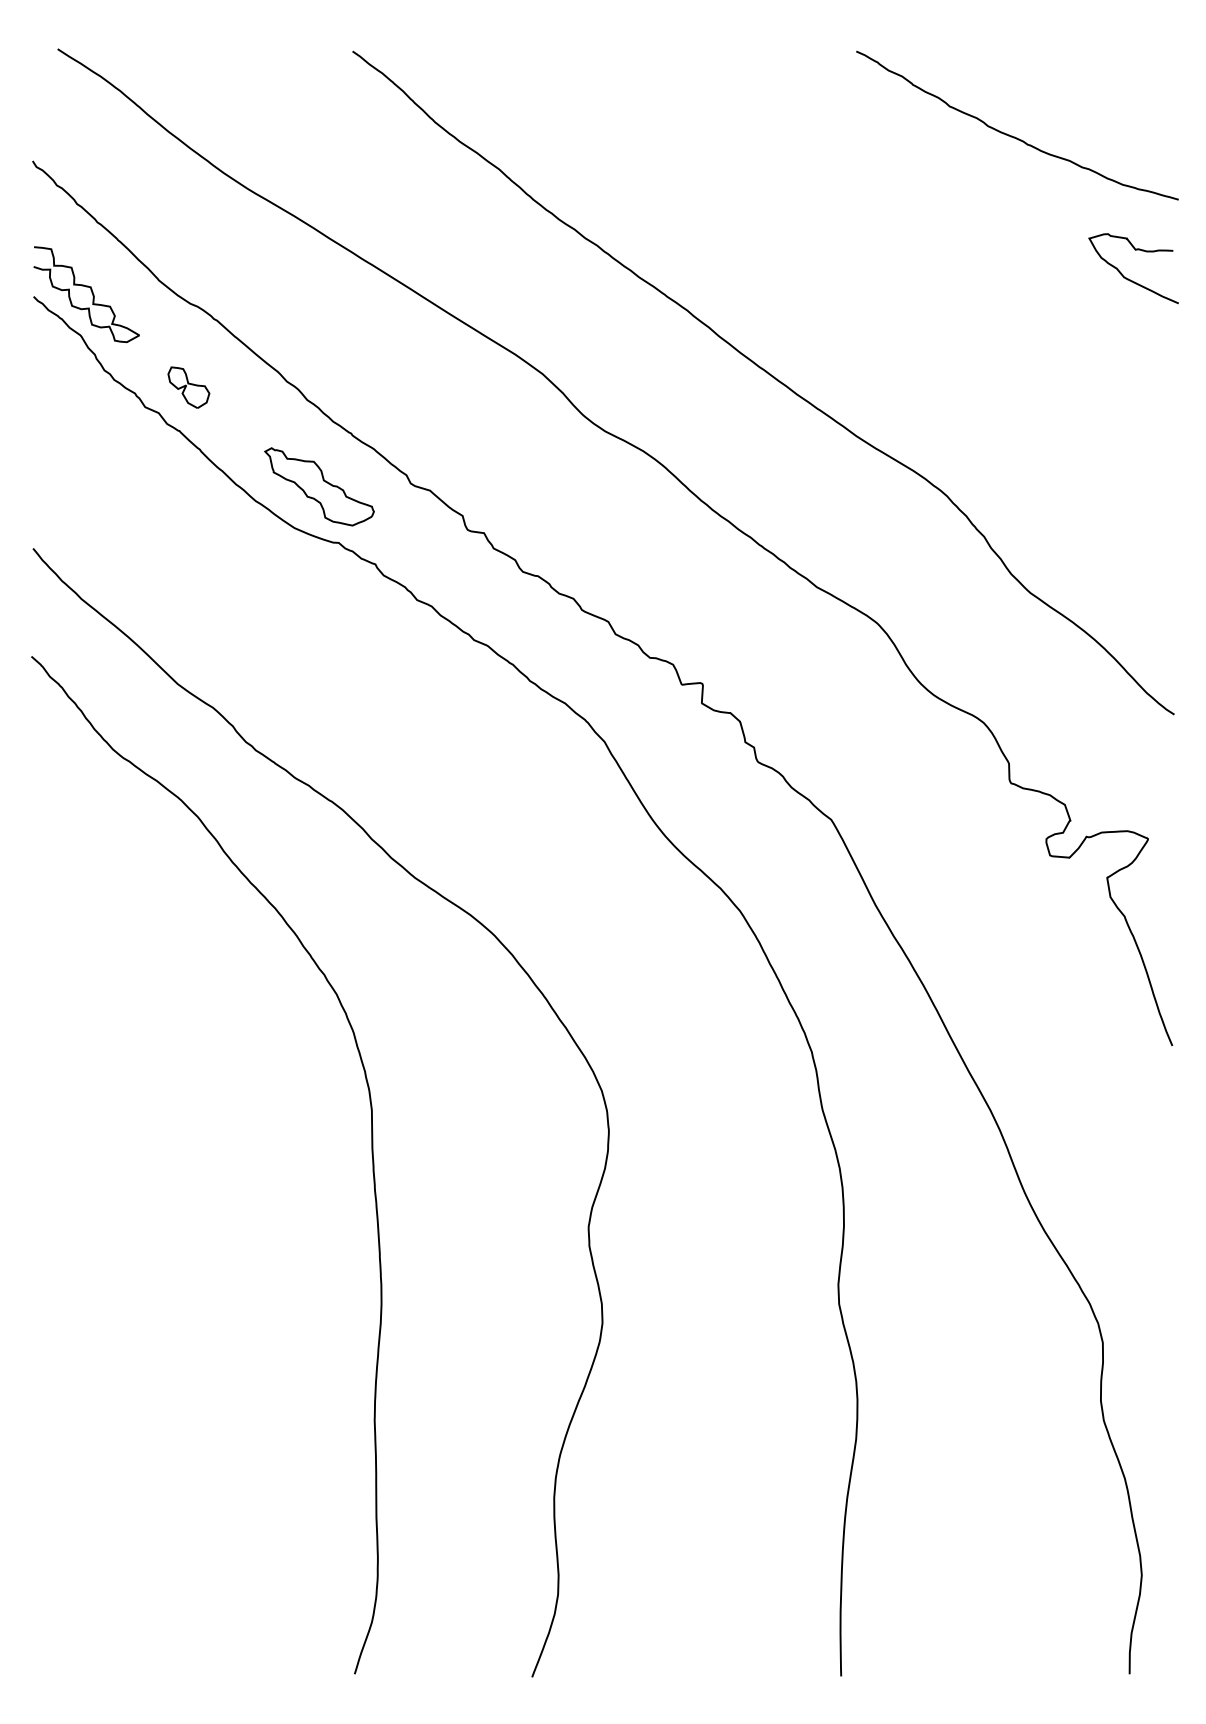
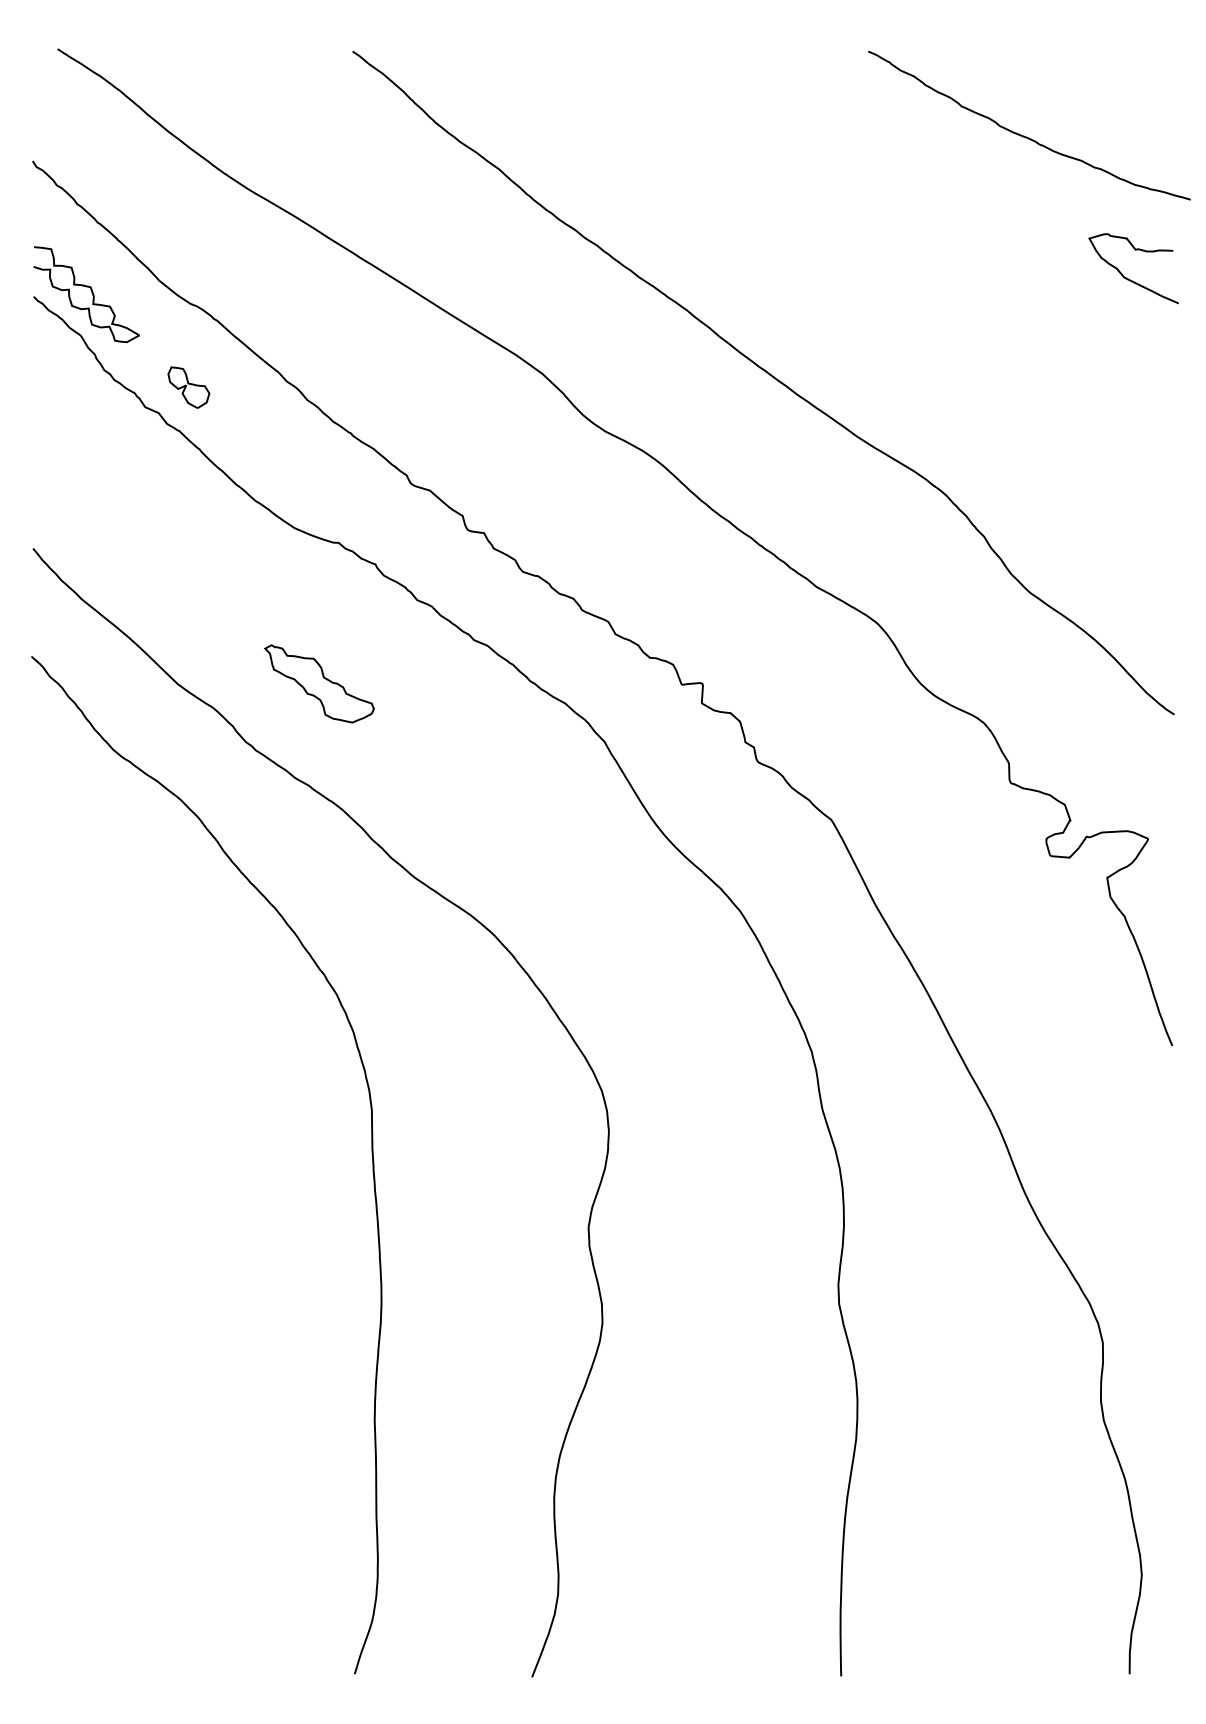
curve position: (1012, 135) -> (1024, 135) (1024, 135)
part position: (319, 486) -> (319, 683) (319, 683)
